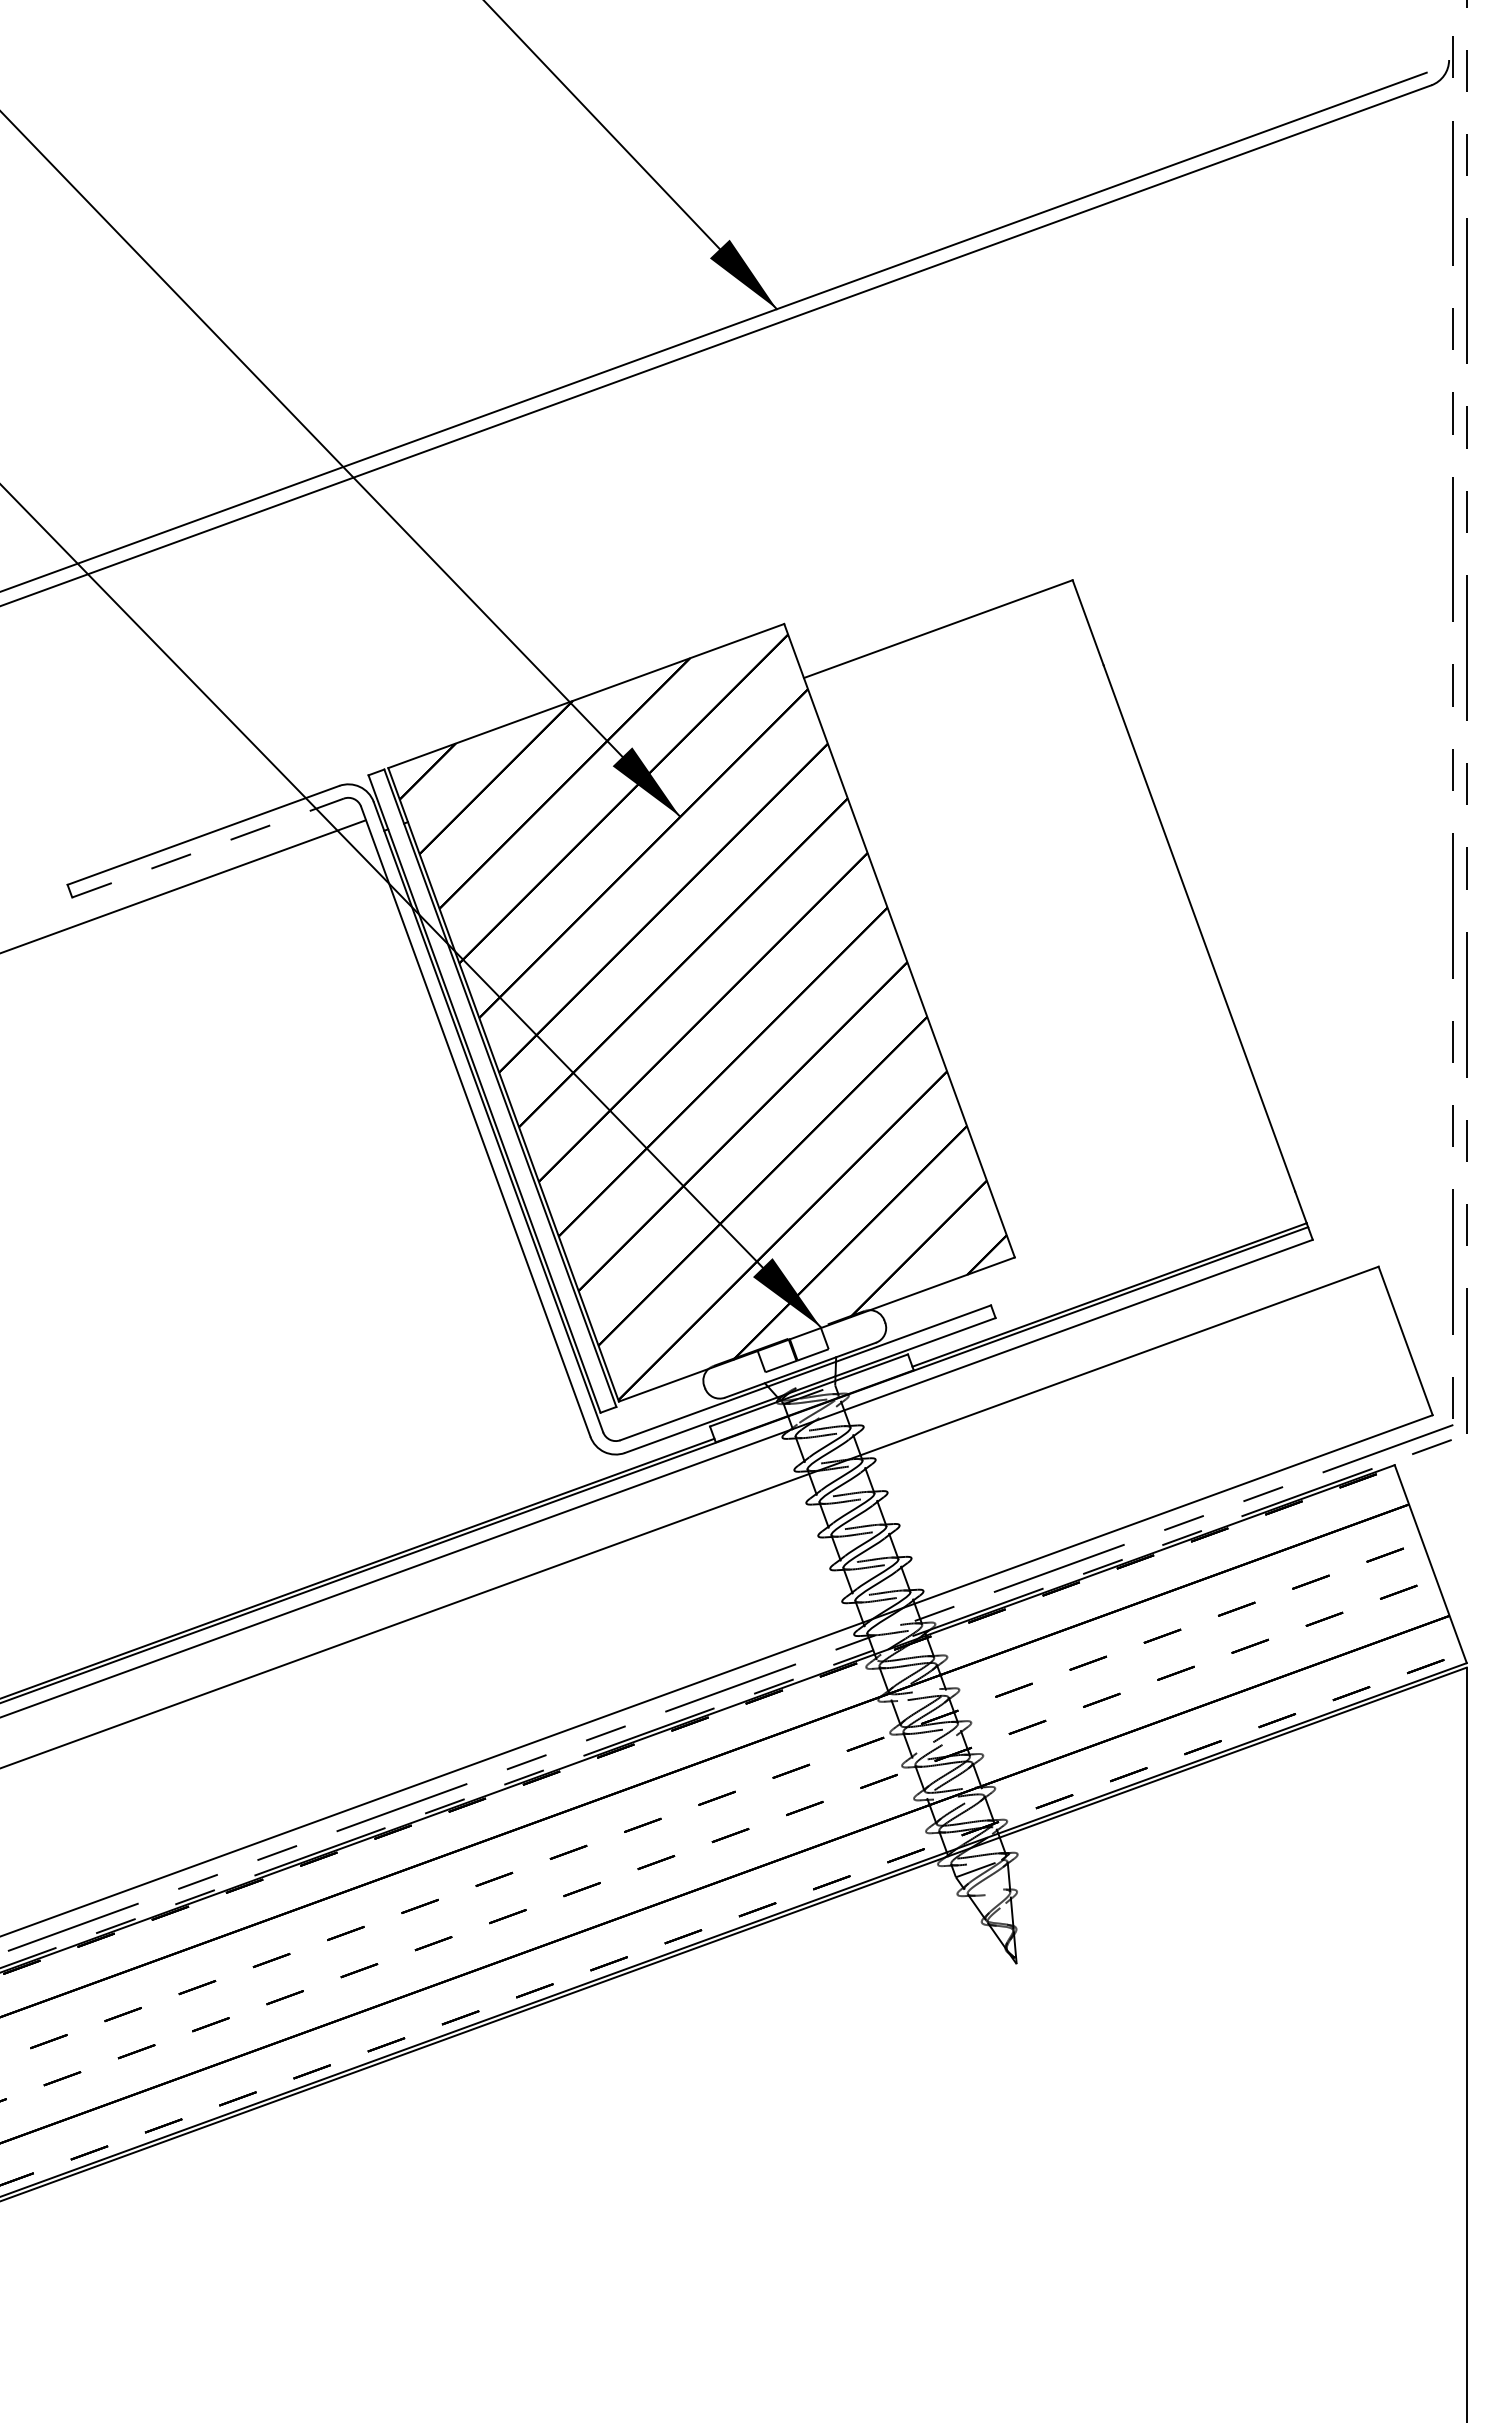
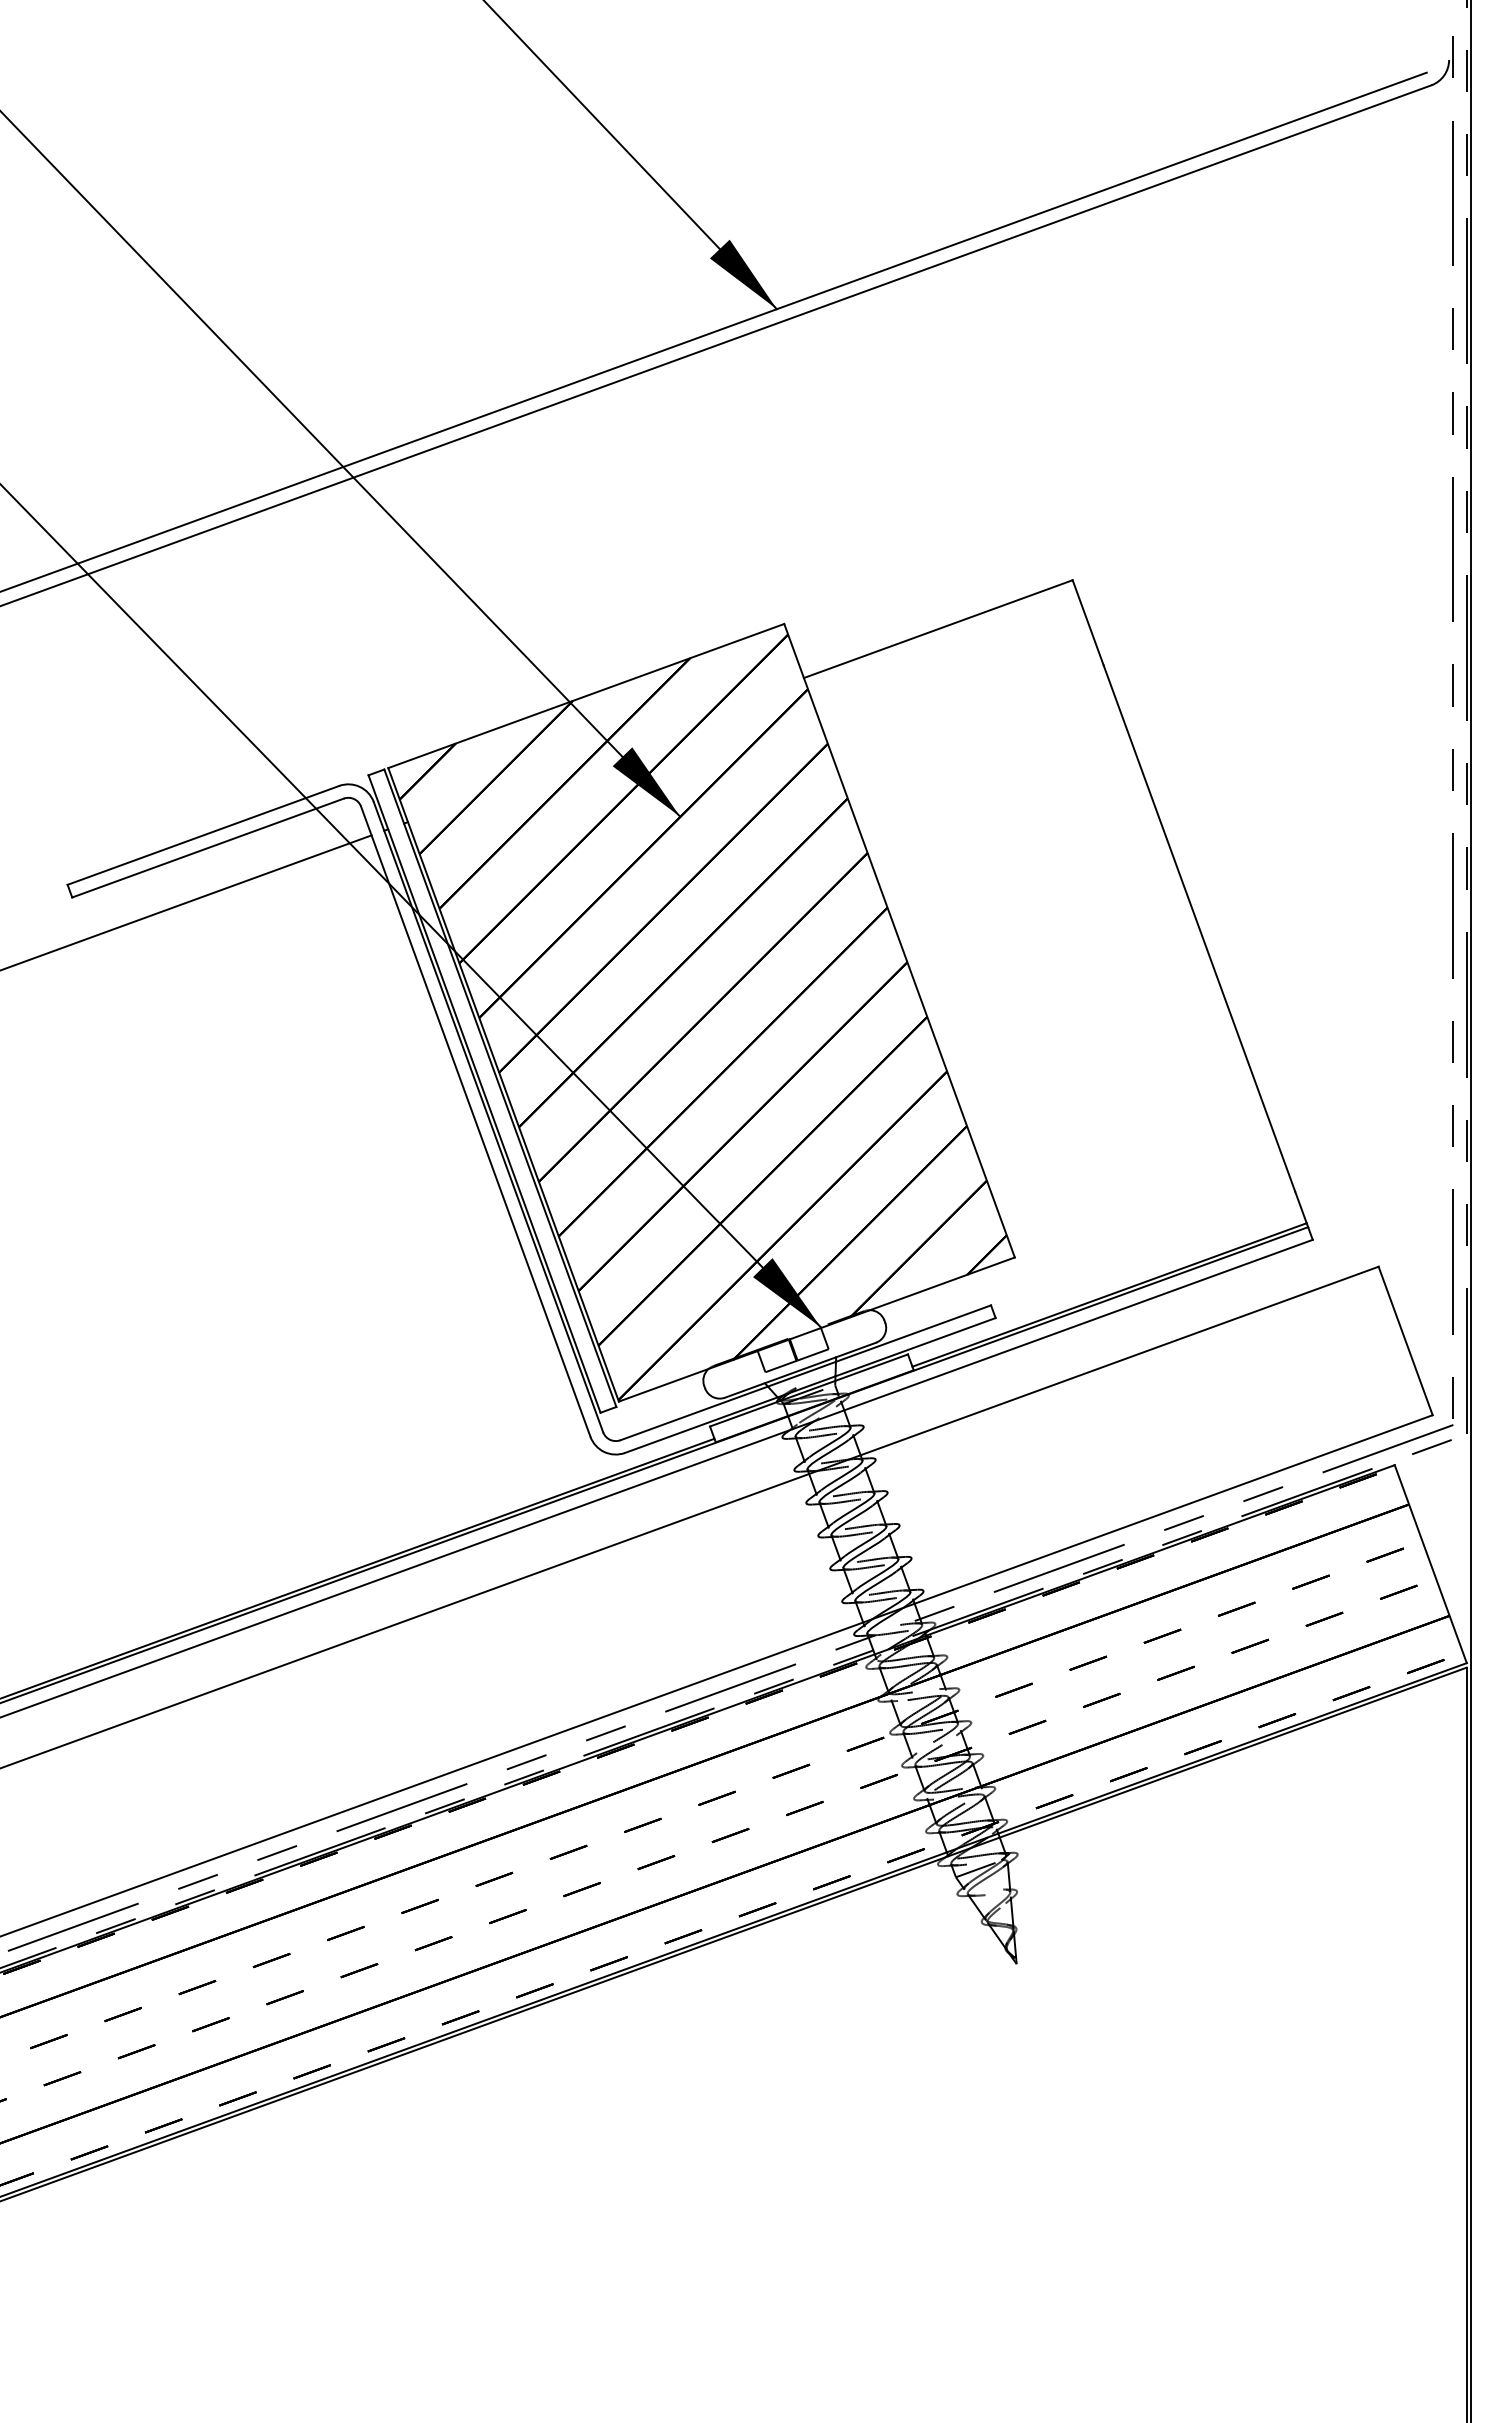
line: dashed -> solid (208, 848)
line position: (183, 886) -> (186, 902) (186, 902)
line: none -> present (1471, 1210)
